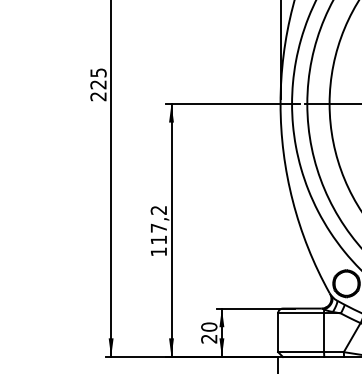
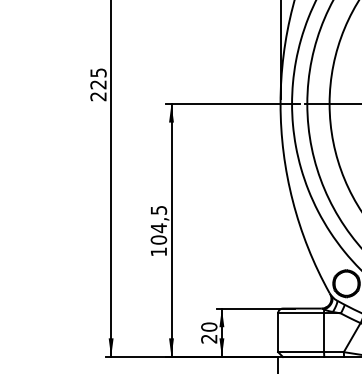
text: 117,2 -> 104,5 (158, 225)
